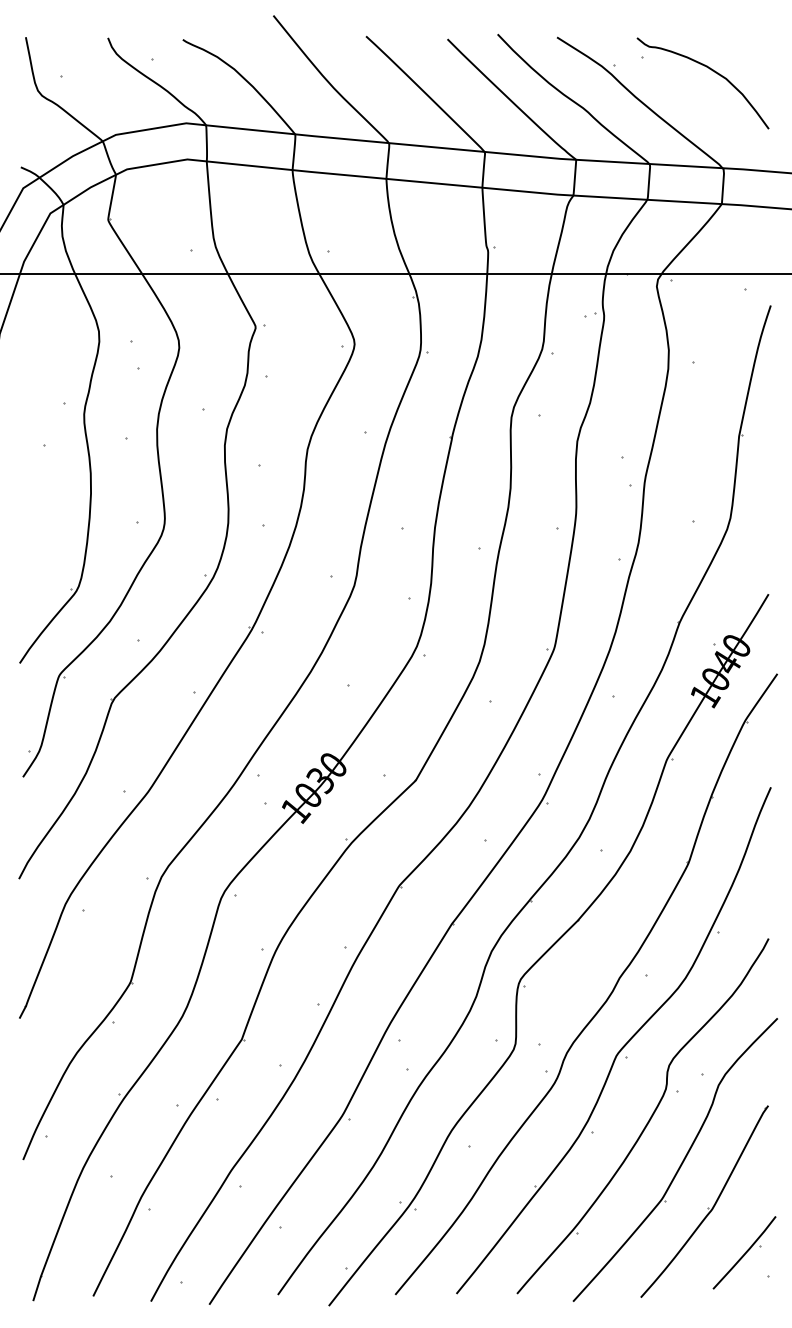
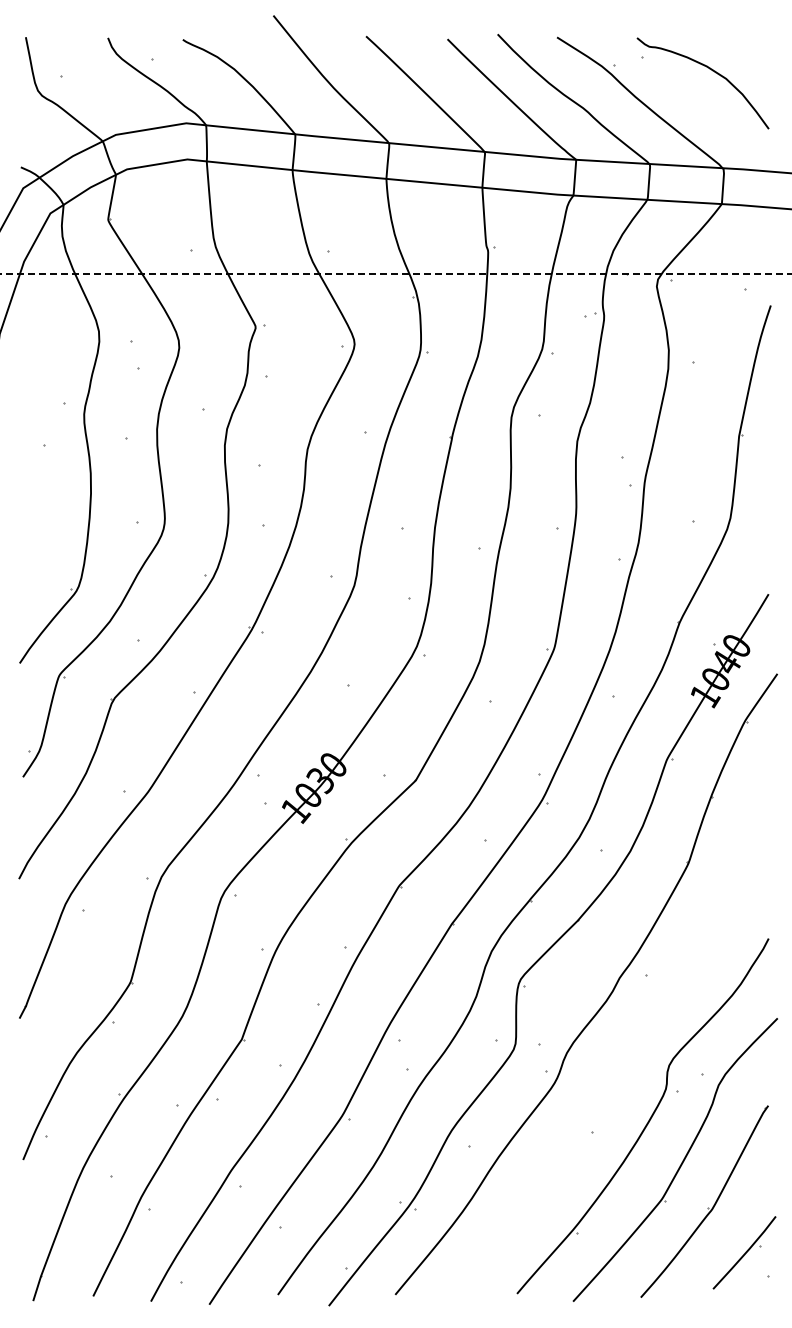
line: solid -> dashed (395, 274)
part: present -> none (621, 1047)
